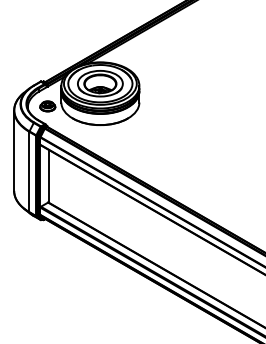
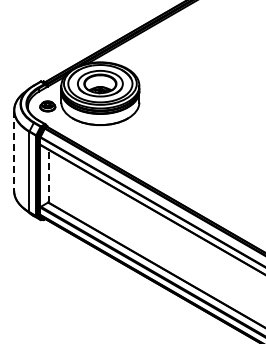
line: solid -> dashed (14, 151)
line: solid -> dashed (48, 175)
